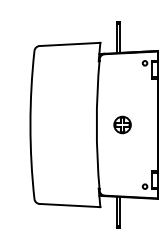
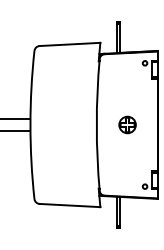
line: none -> present (16, 119)
part position: (122, 124) -> (127, 124) (127, 124)
line: none -> present (16, 130)
